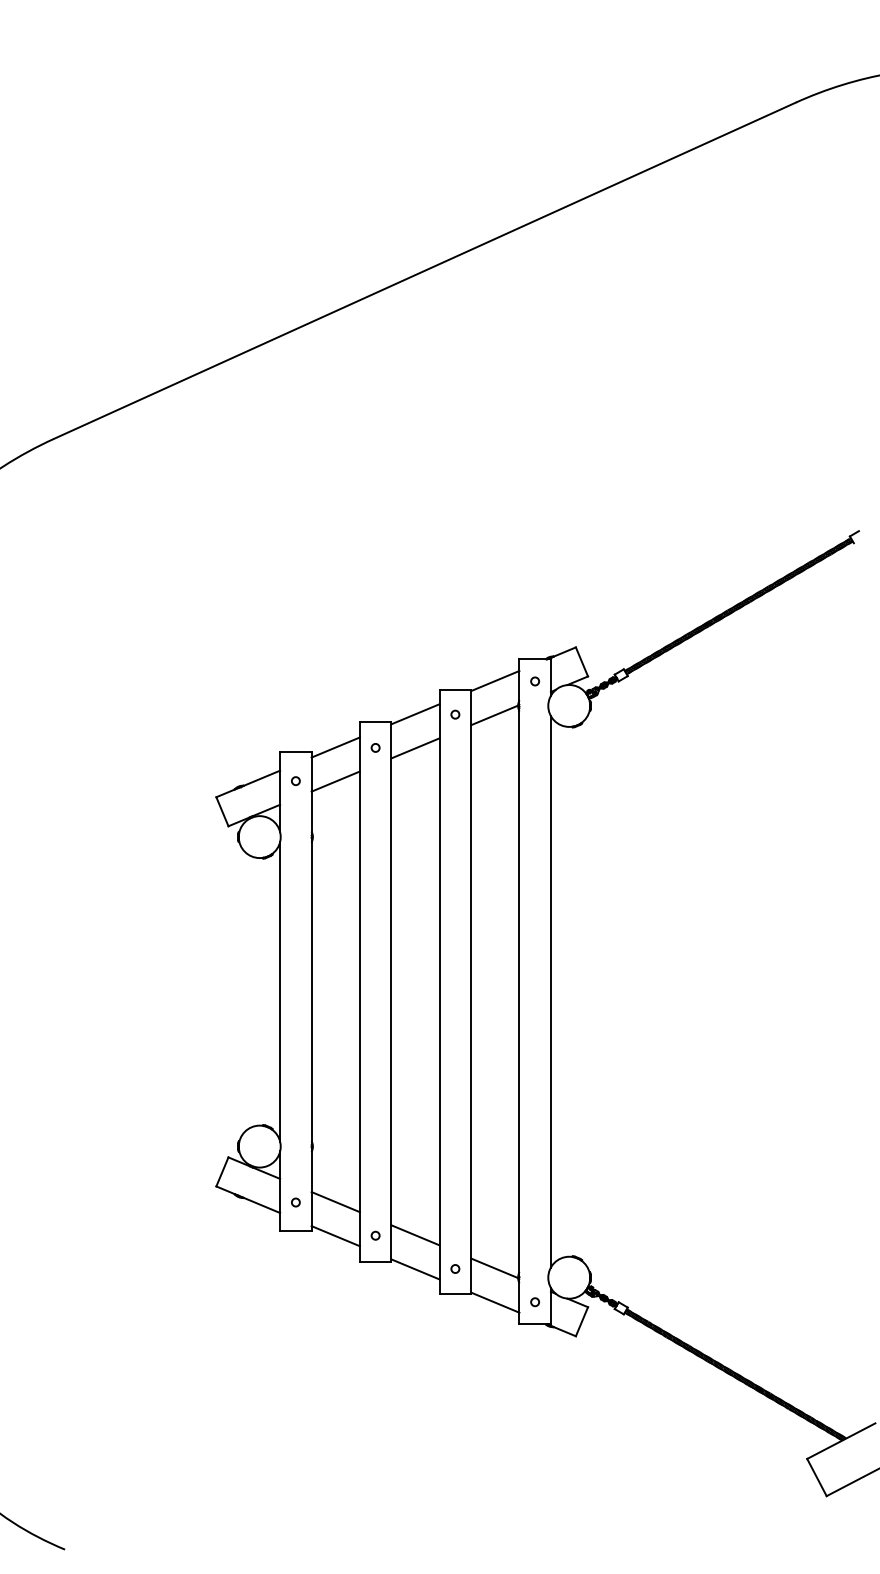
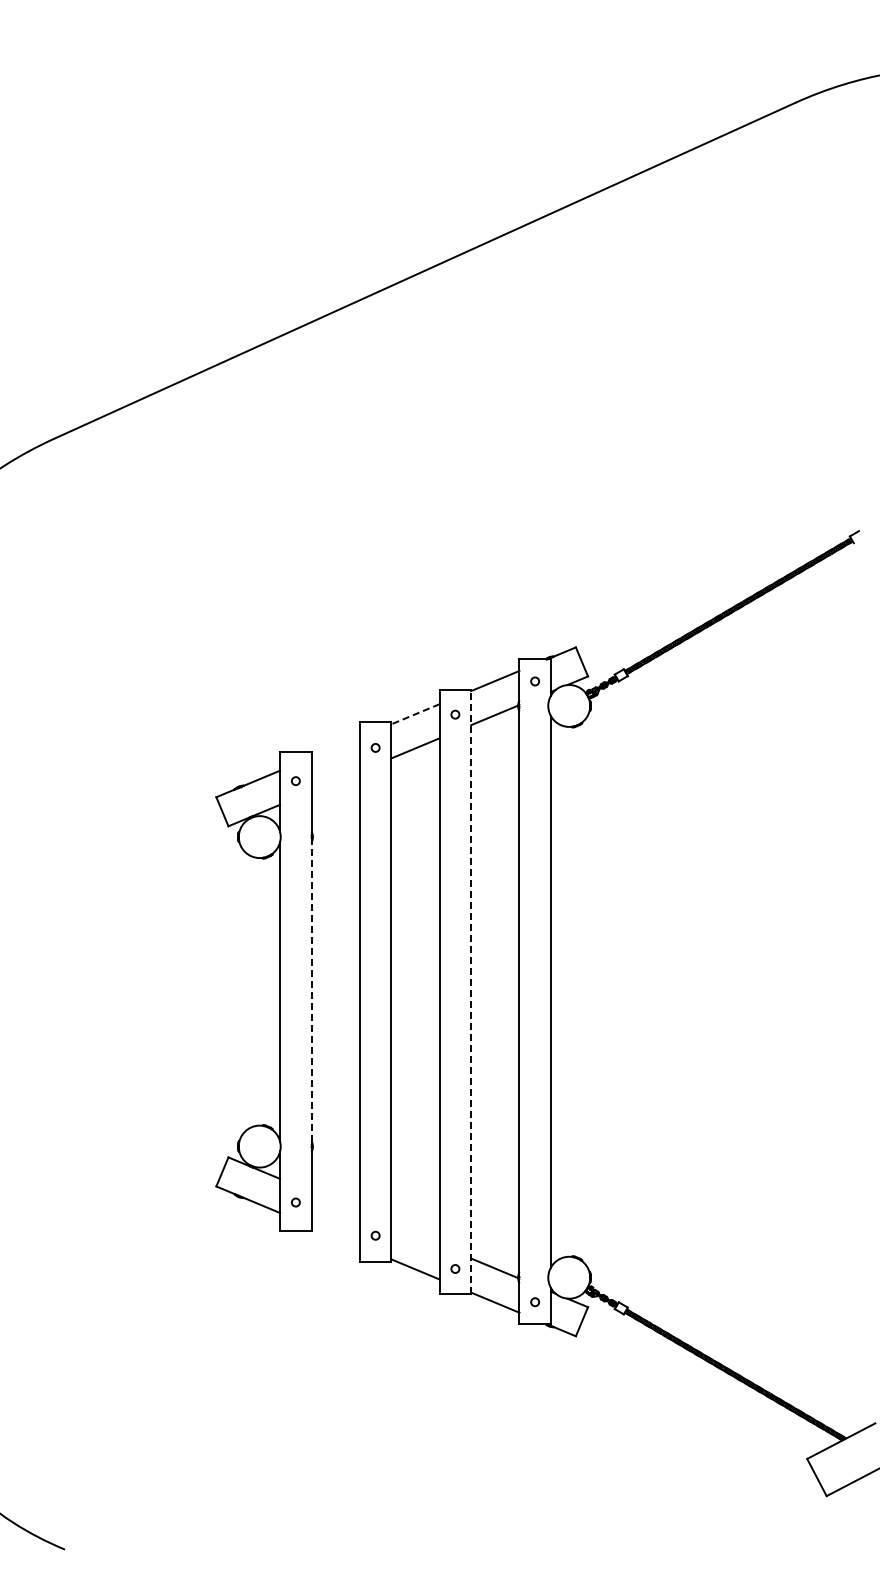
line: solid -> dashed (415, 714)
line: present -> none (335, 747)
line: present -> none (335, 781)
line: solid -> dashed (311, 991)
line: solid -> dashed (471, 991)
line: present -> none (335, 1202)
line: present -> none (415, 1235)
line: present -> none (335, 1236)
